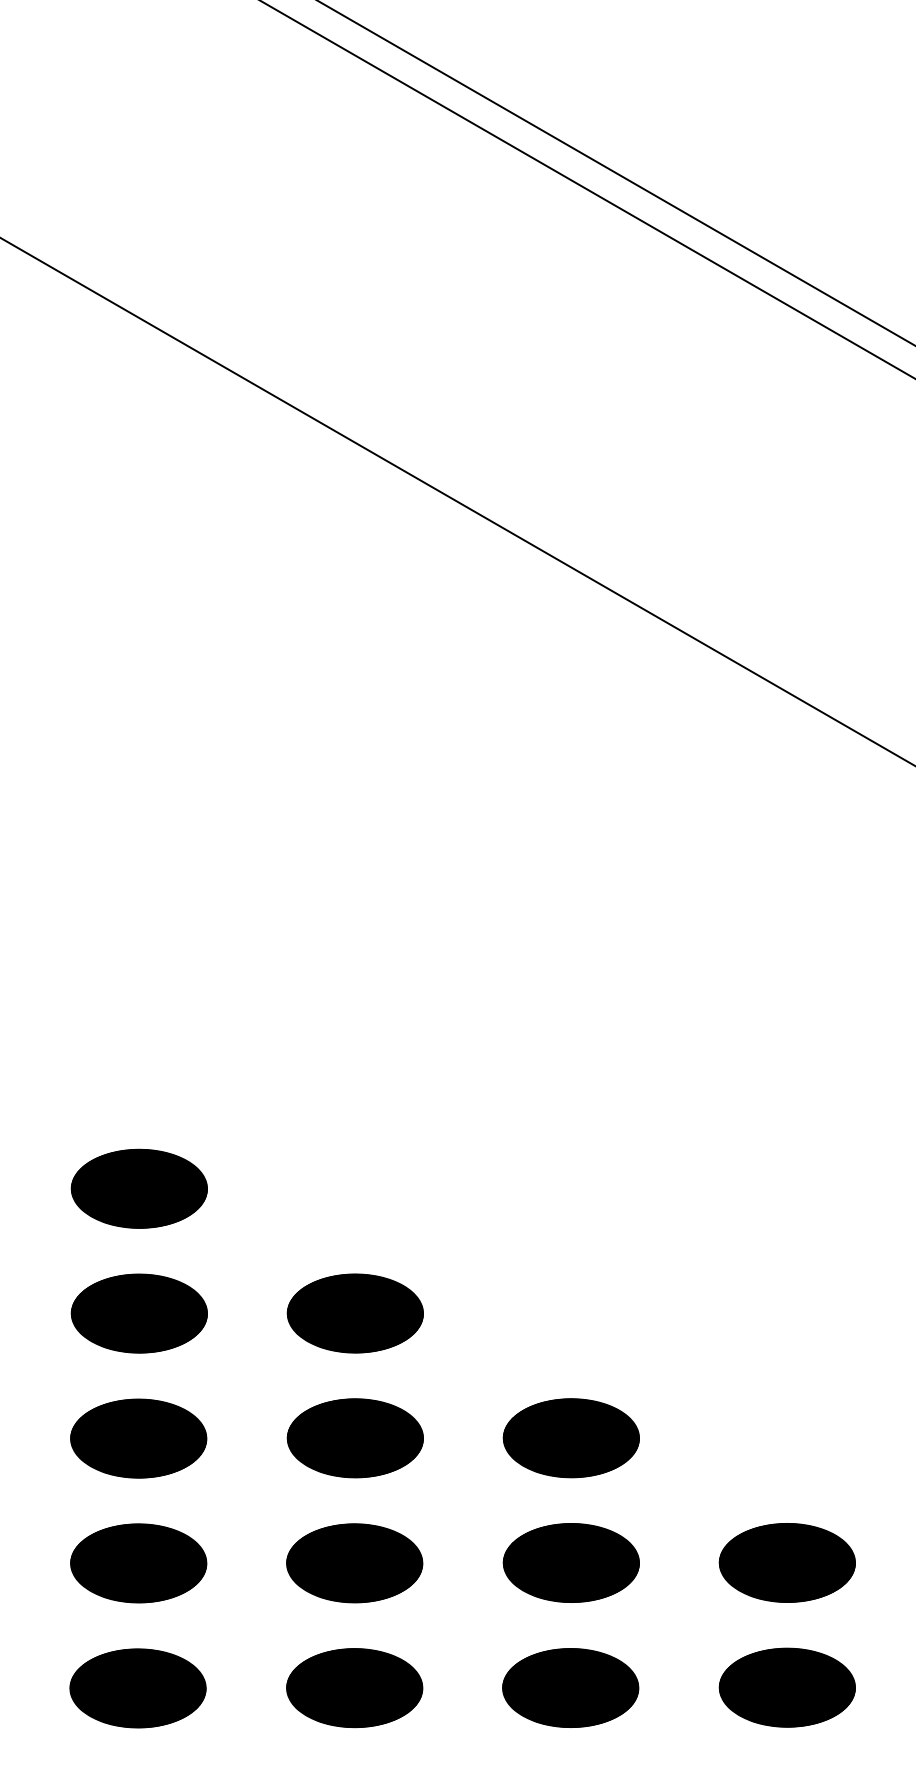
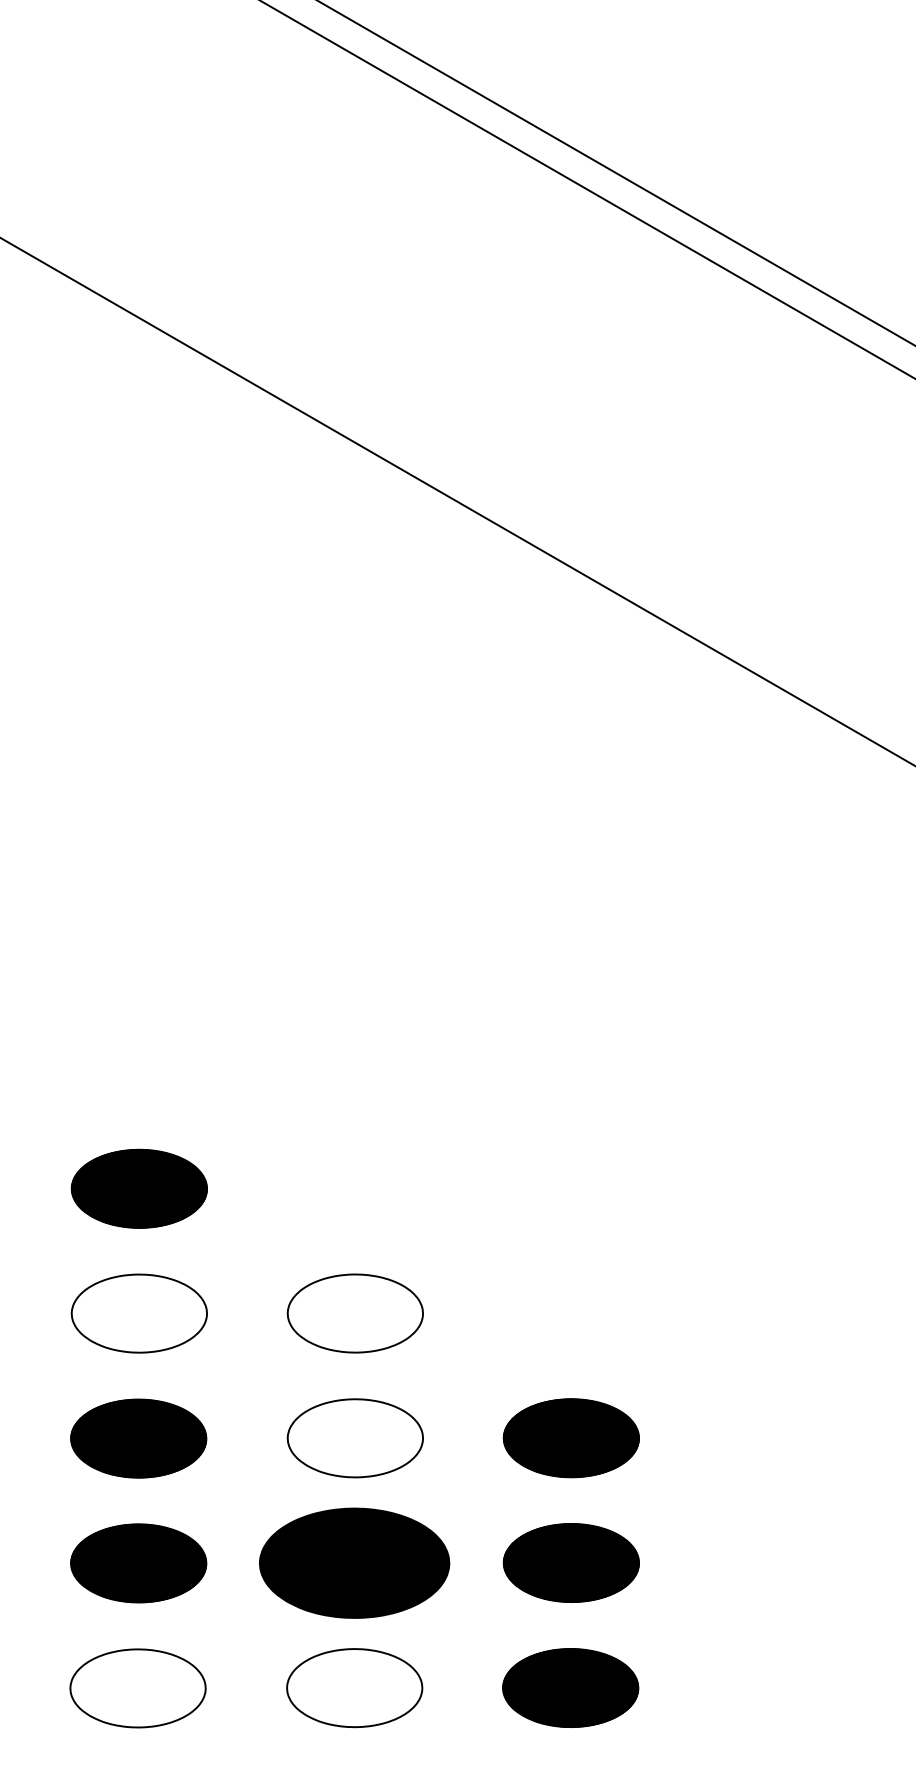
hatch: present -> none (139, 1313)
hatch: present -> none (355, 1313)
hatch: present -> none (355, 1438)
part: present -> none (786, 1562)
part size: 138x81 px -> 192x112 px (354, 1562)
part: present -> none (786, 1687)
hatch: present -> none (137, 1688)
hatch: present -> none (354, 1688)
